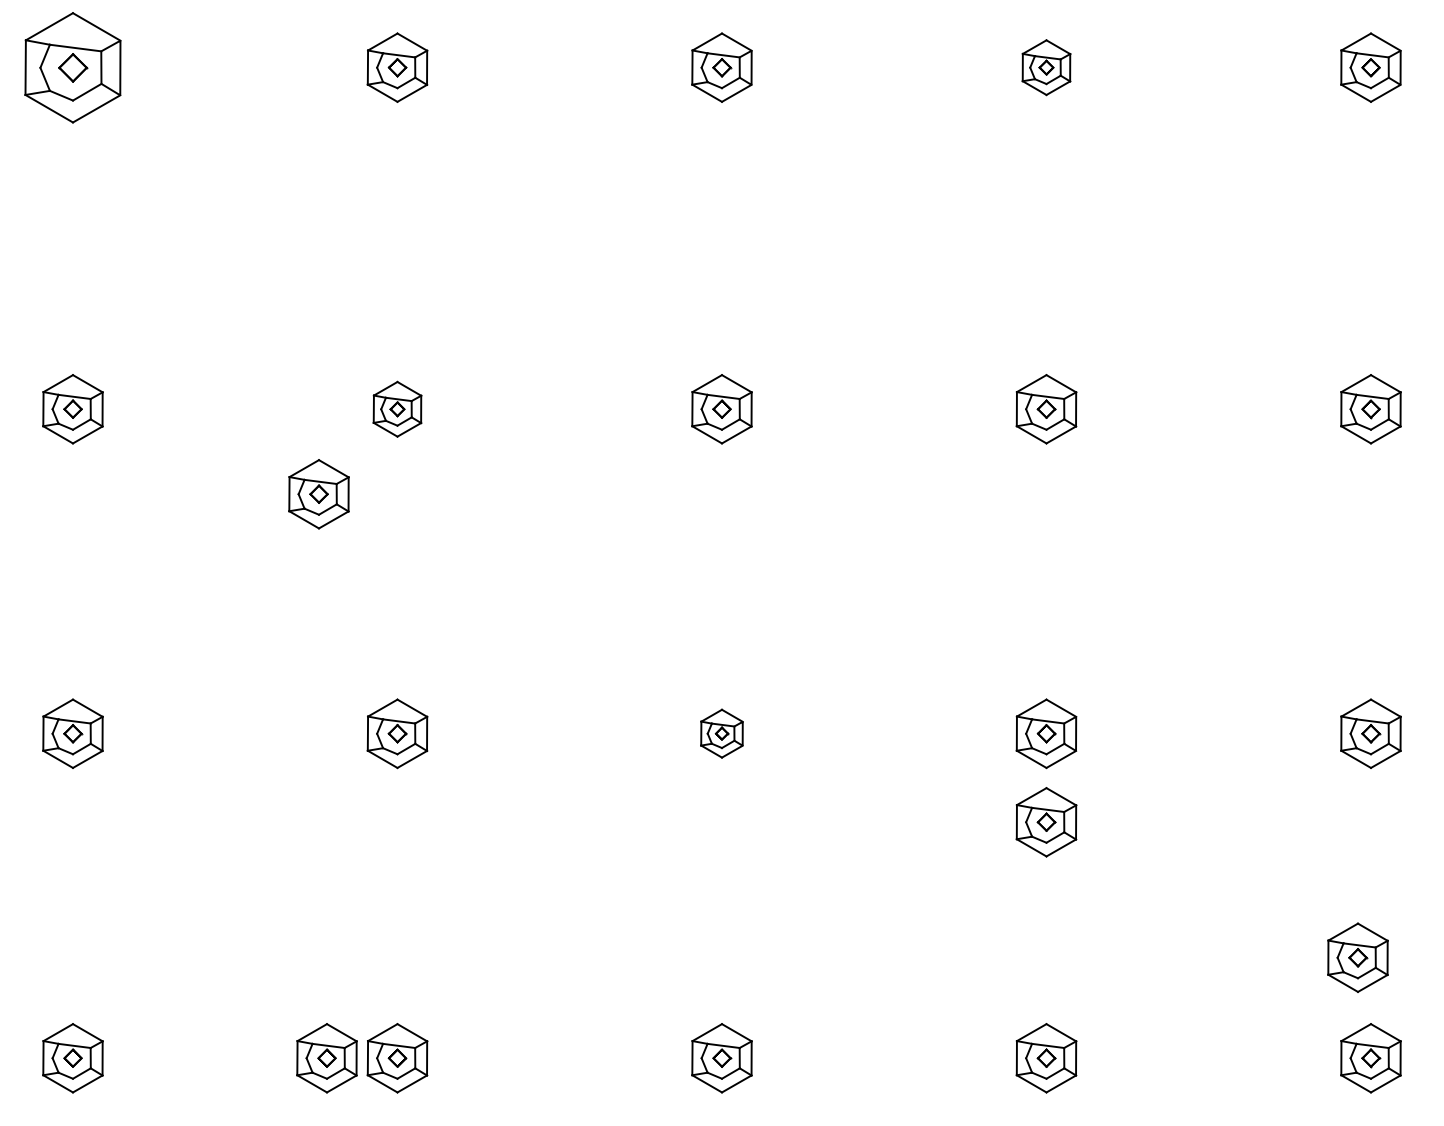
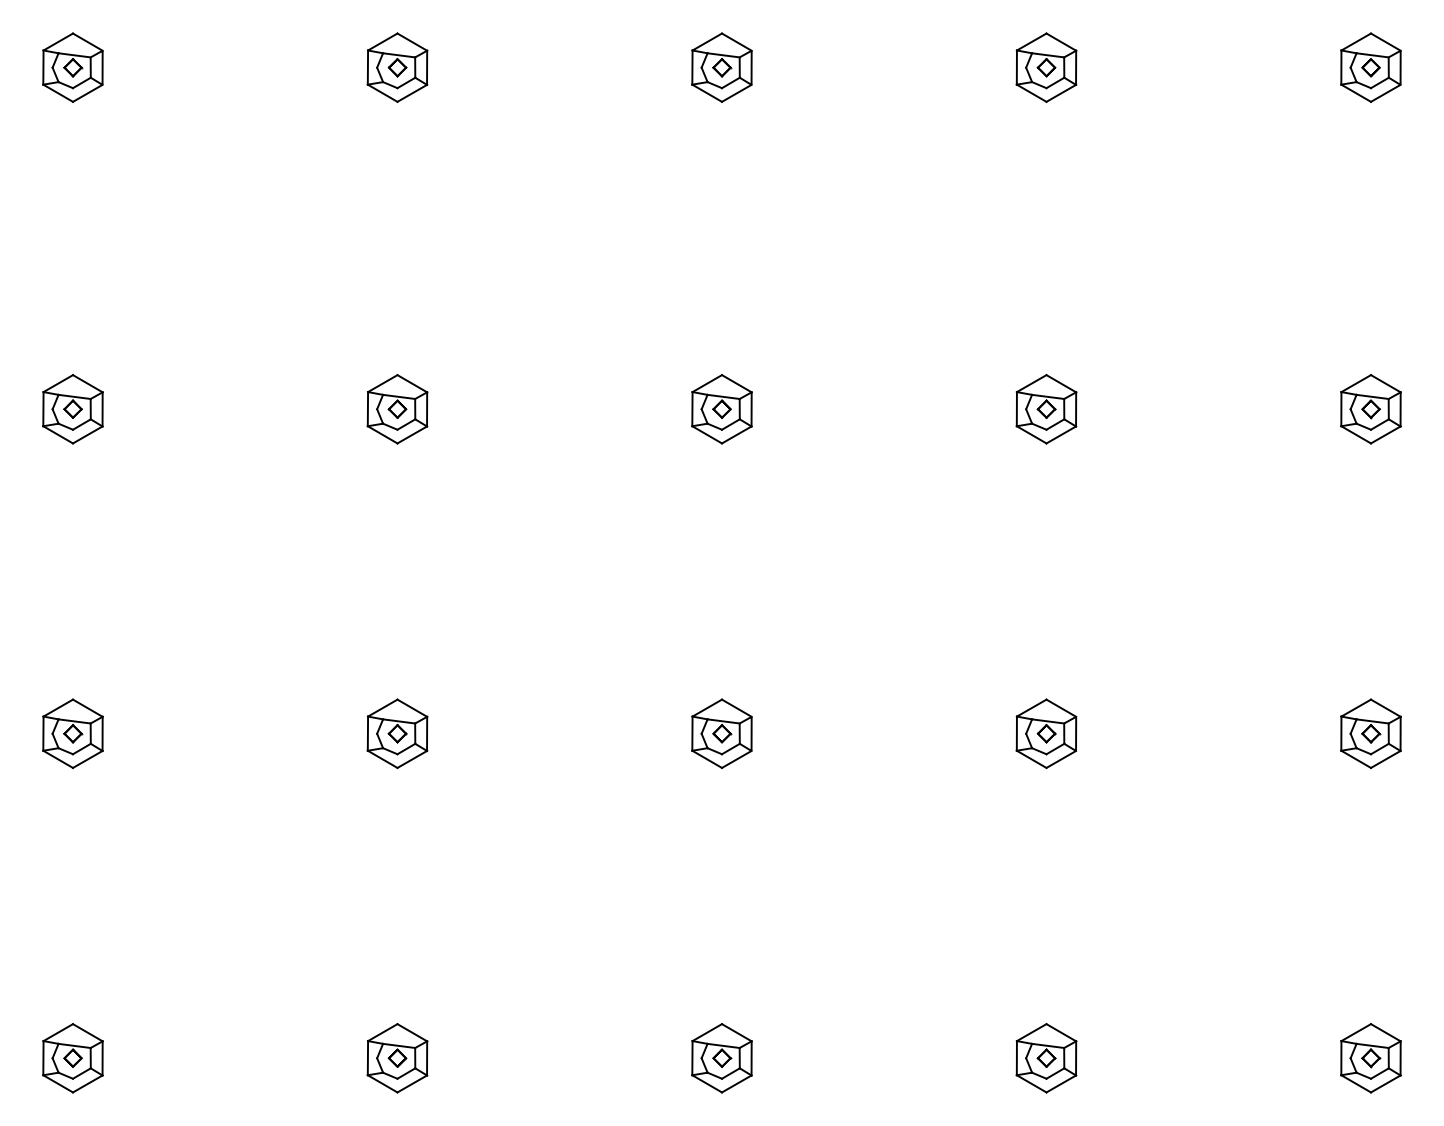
part size: 98x112 px -> 62x71 px (72, 67)
part size: 51x58 px -> 63x71 px (1046, 67)
part size: 51x58 px -> 63x71 px (397, 409)
part: present -> none (318, 494)
part size: 44x51 px -> 62x71 px (721, 733)
part: present -> none (1046, 822)
part: present -> none (1357, 957)
part: present -> none (326, 1058)
